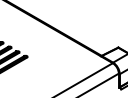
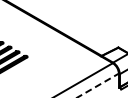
line: solid -> dashed (98, 85)
